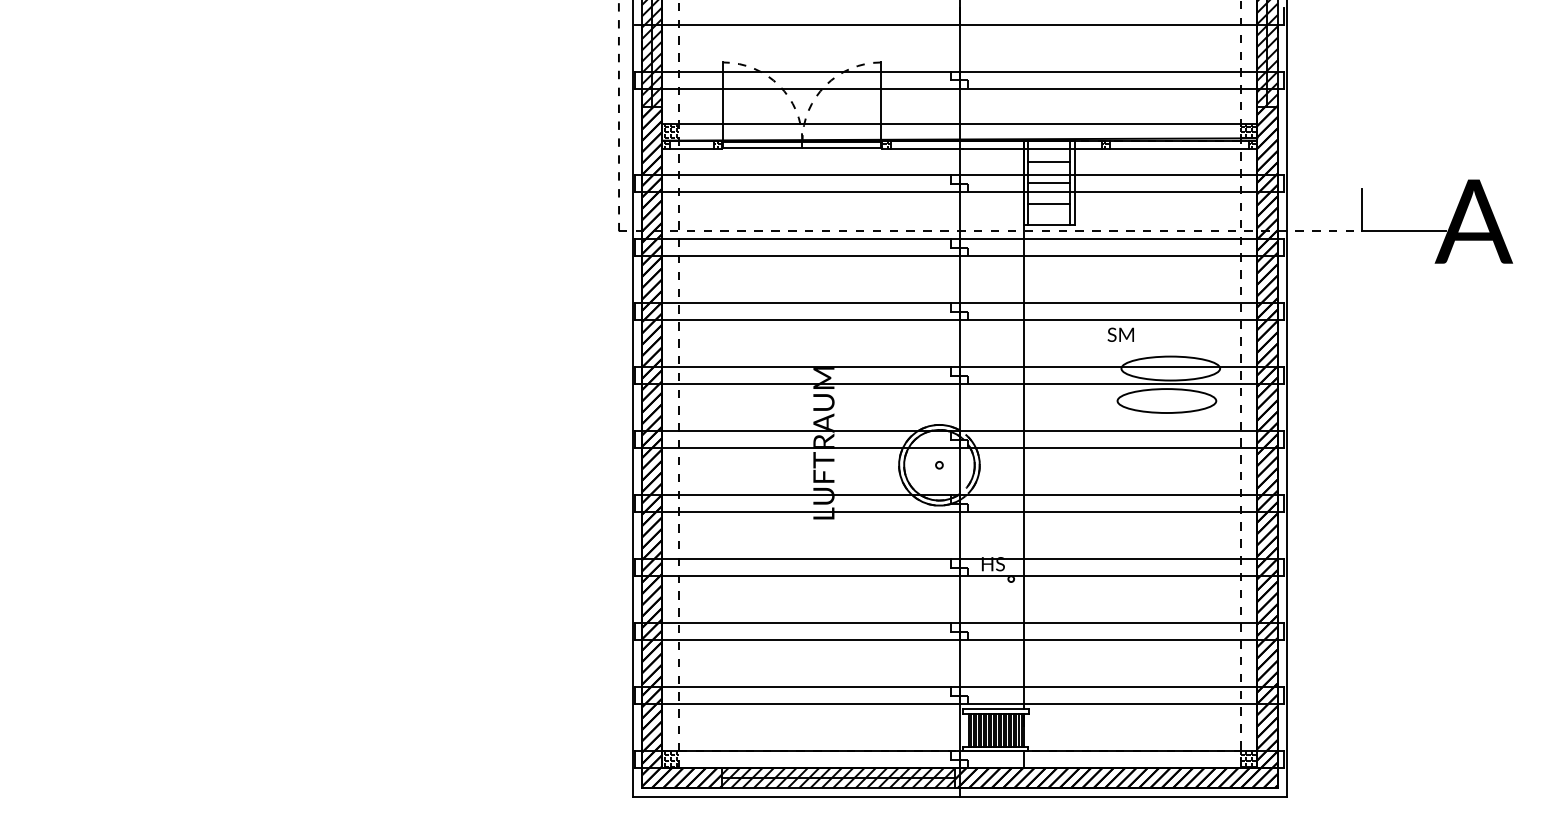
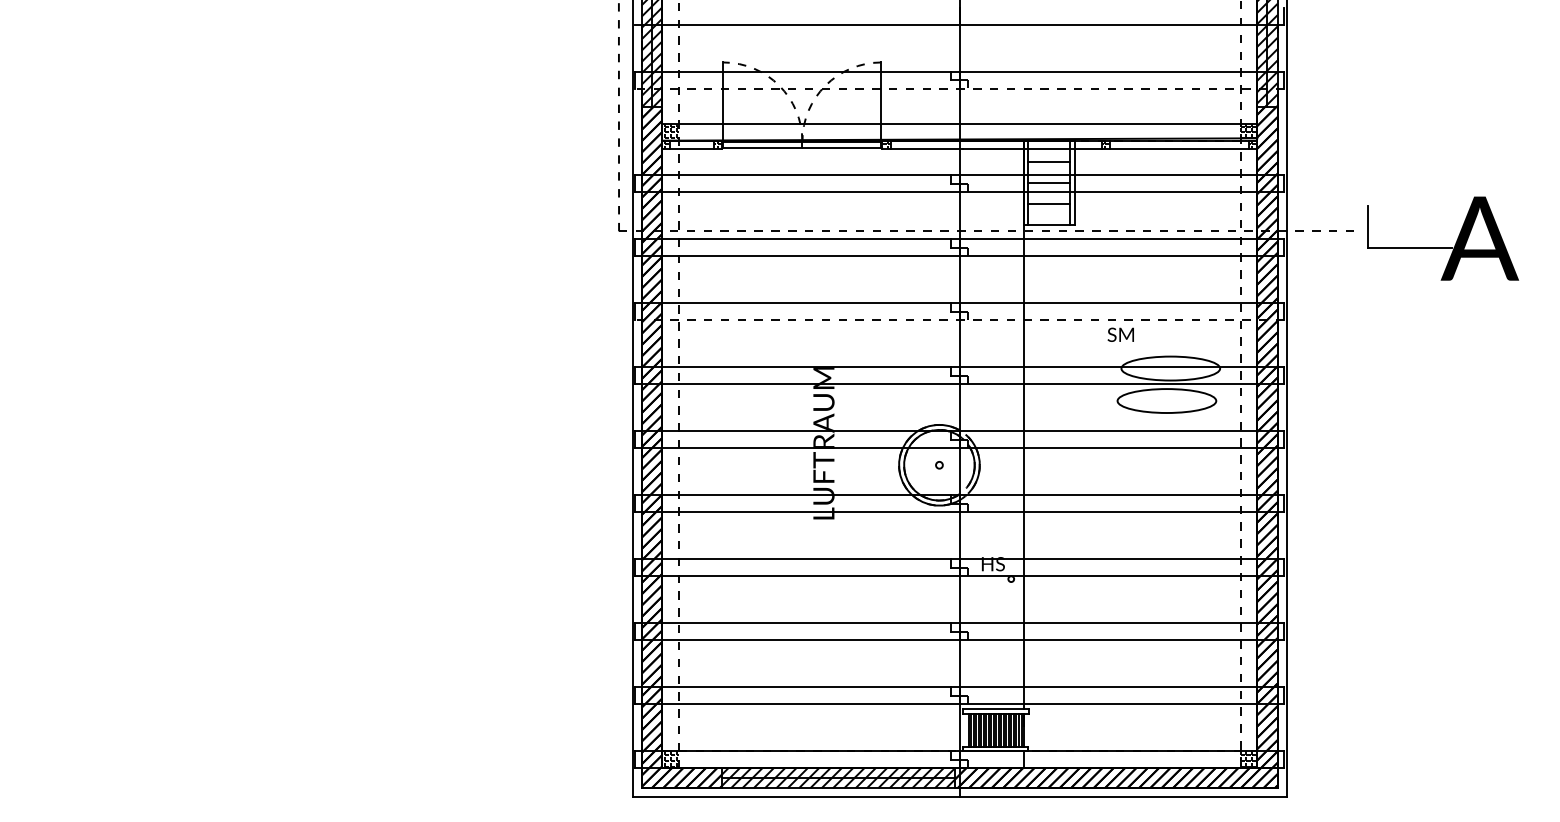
line: solid -> dashed (959, 88)
part position: (1436, 230) -> (1442, 247) (1442, 247)
line: solid -> dashed (959, 320)
